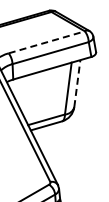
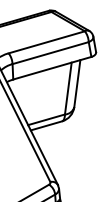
line: dashed -> solid (46, 42)
line: dashed -> solid (77, 83)
